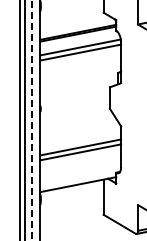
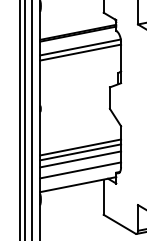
line: dashed -> solid (32, 120)
line: none -> present (80, 159)
line: none -> present (80, 170)
